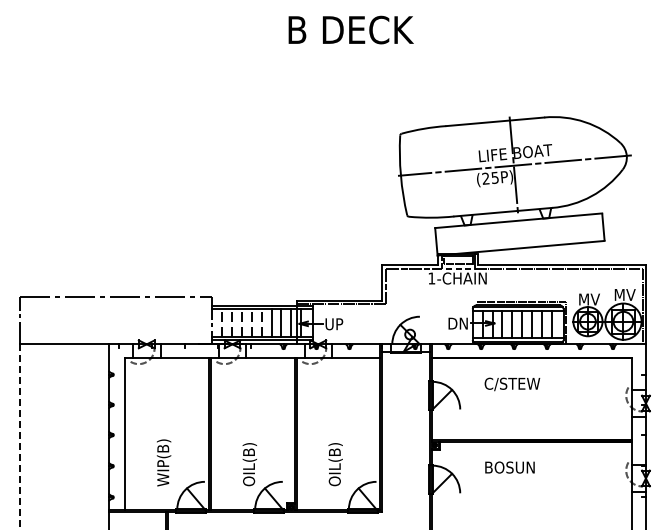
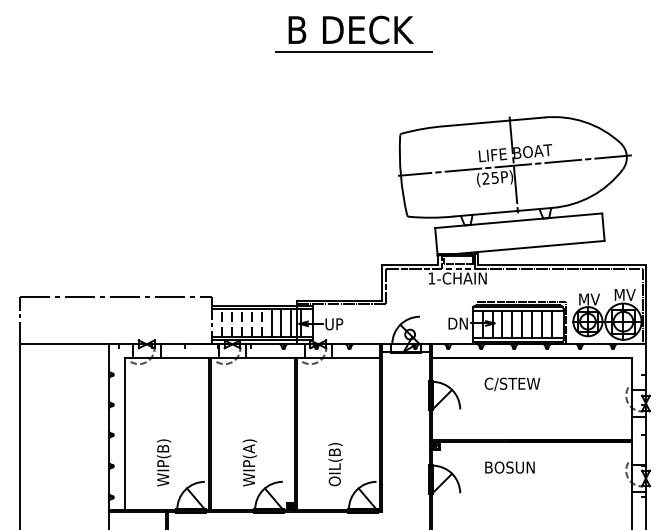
line: none -> present (353, 51)
line: dashed -> solid (20, 437)
text: OIL(B) -> WIP(A) (249, 462)
